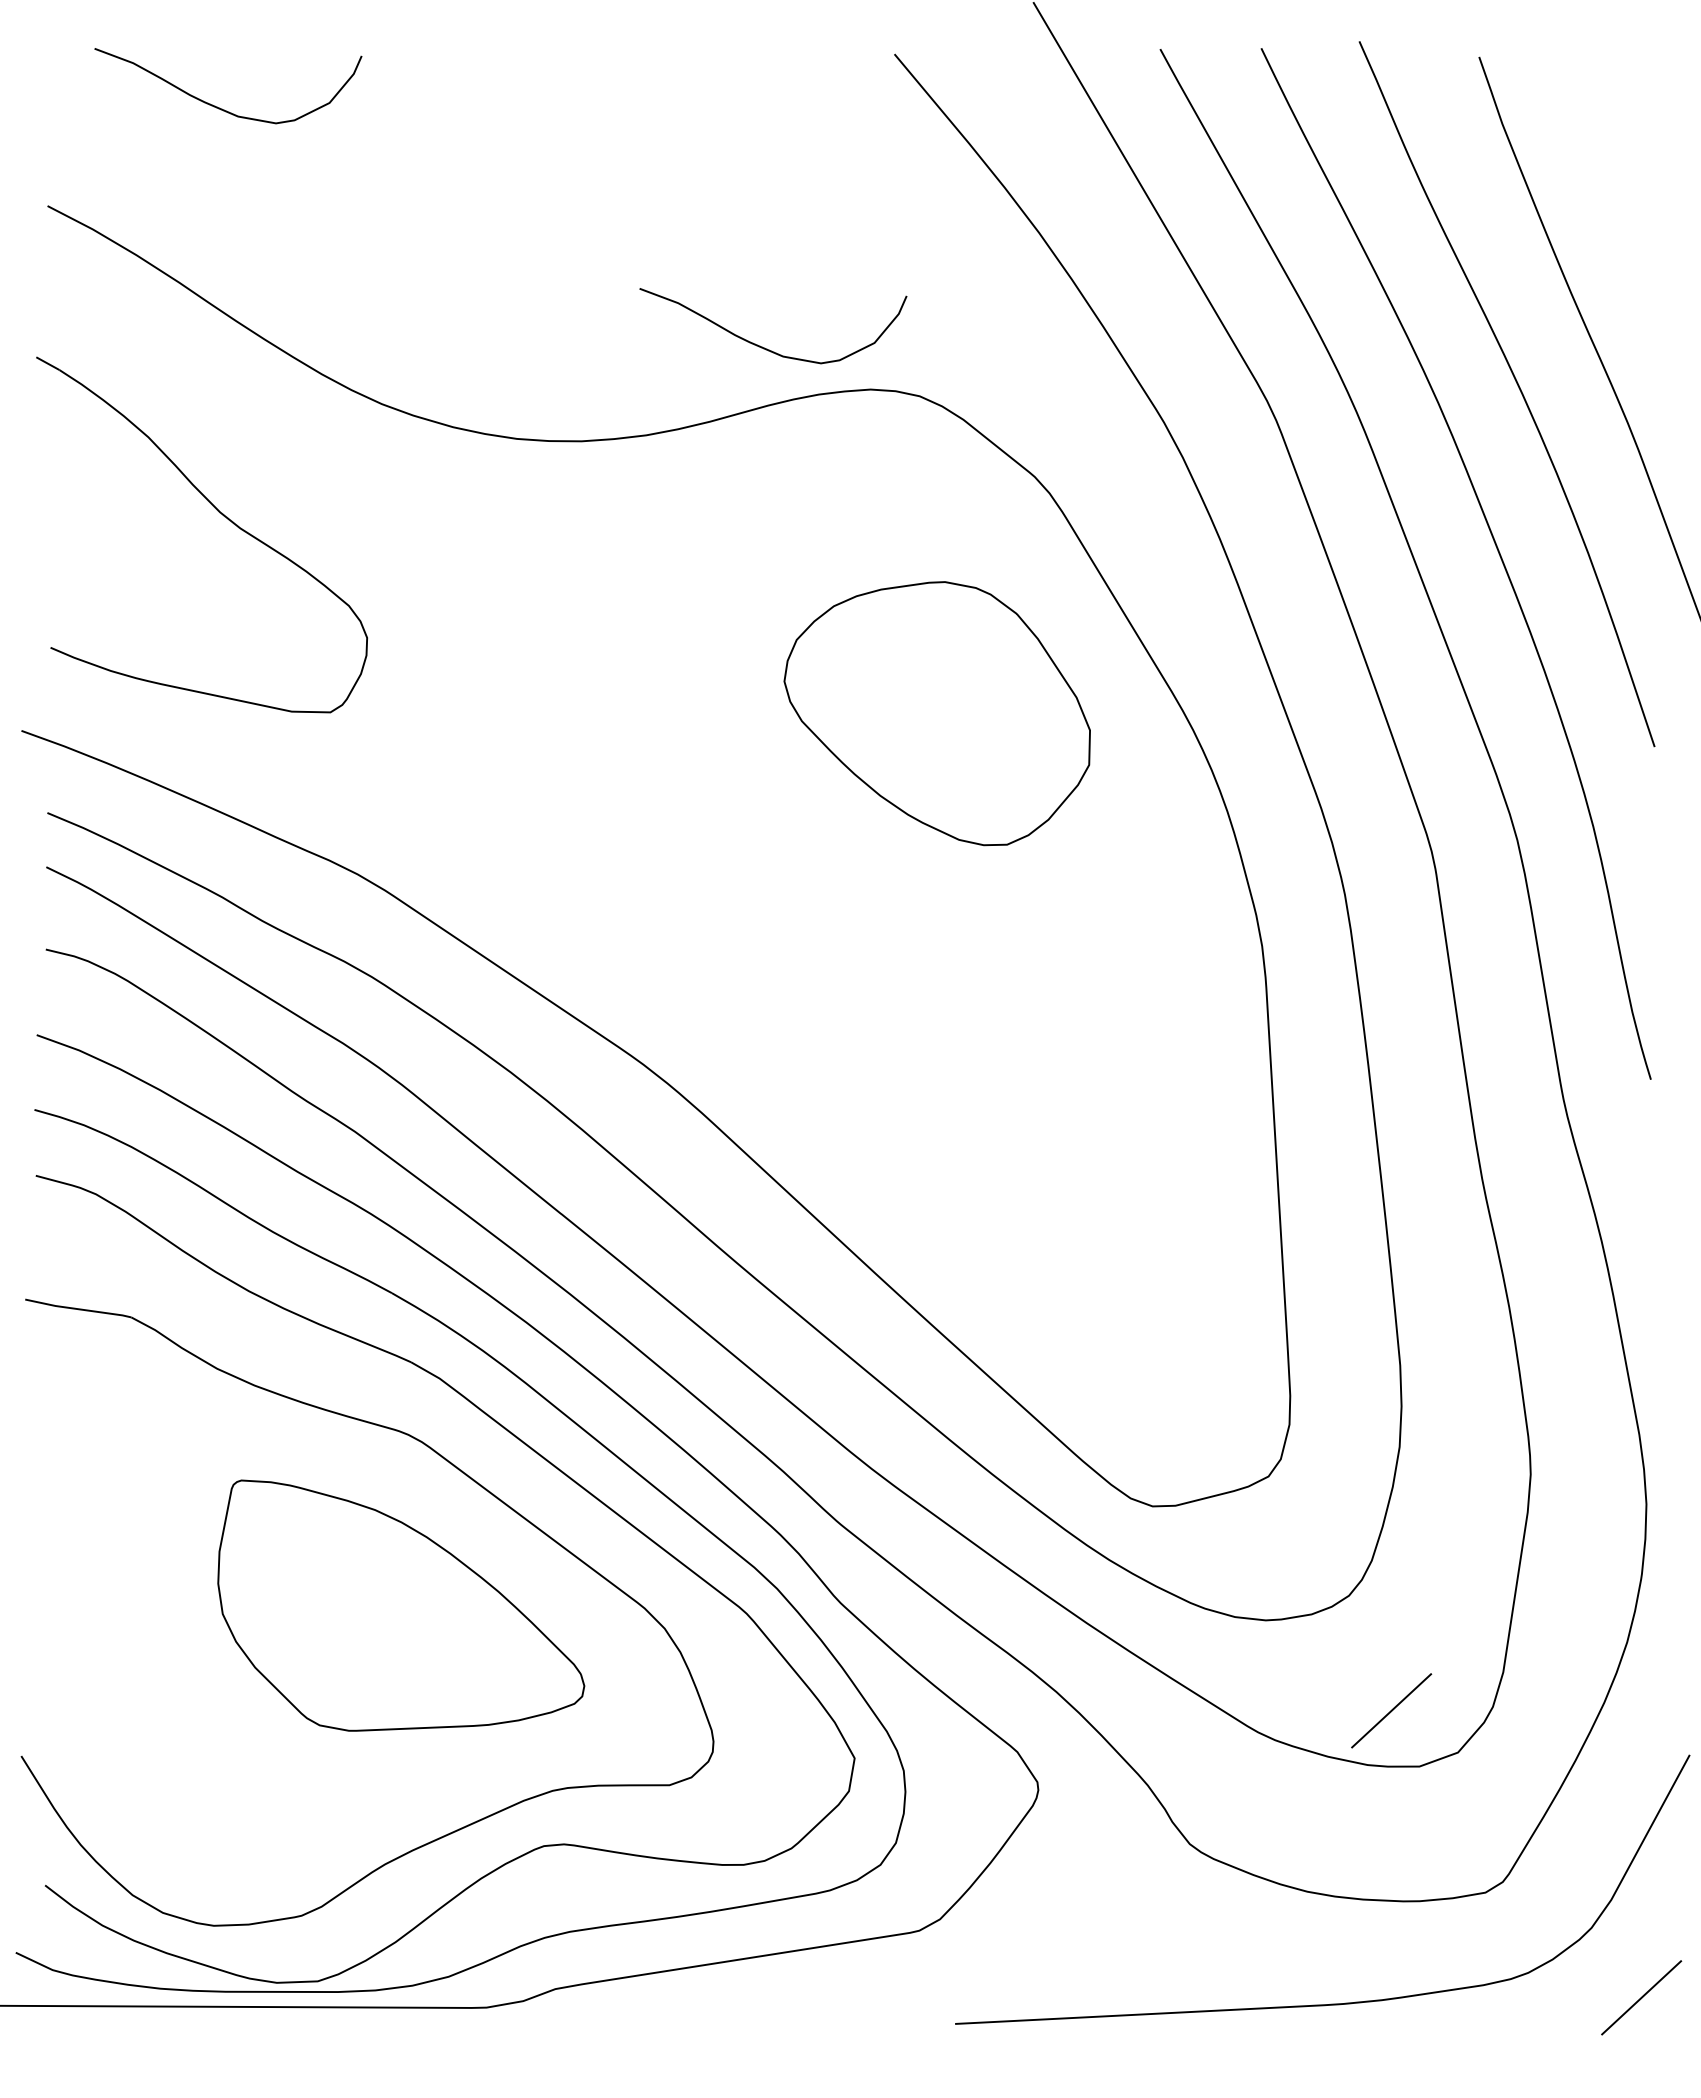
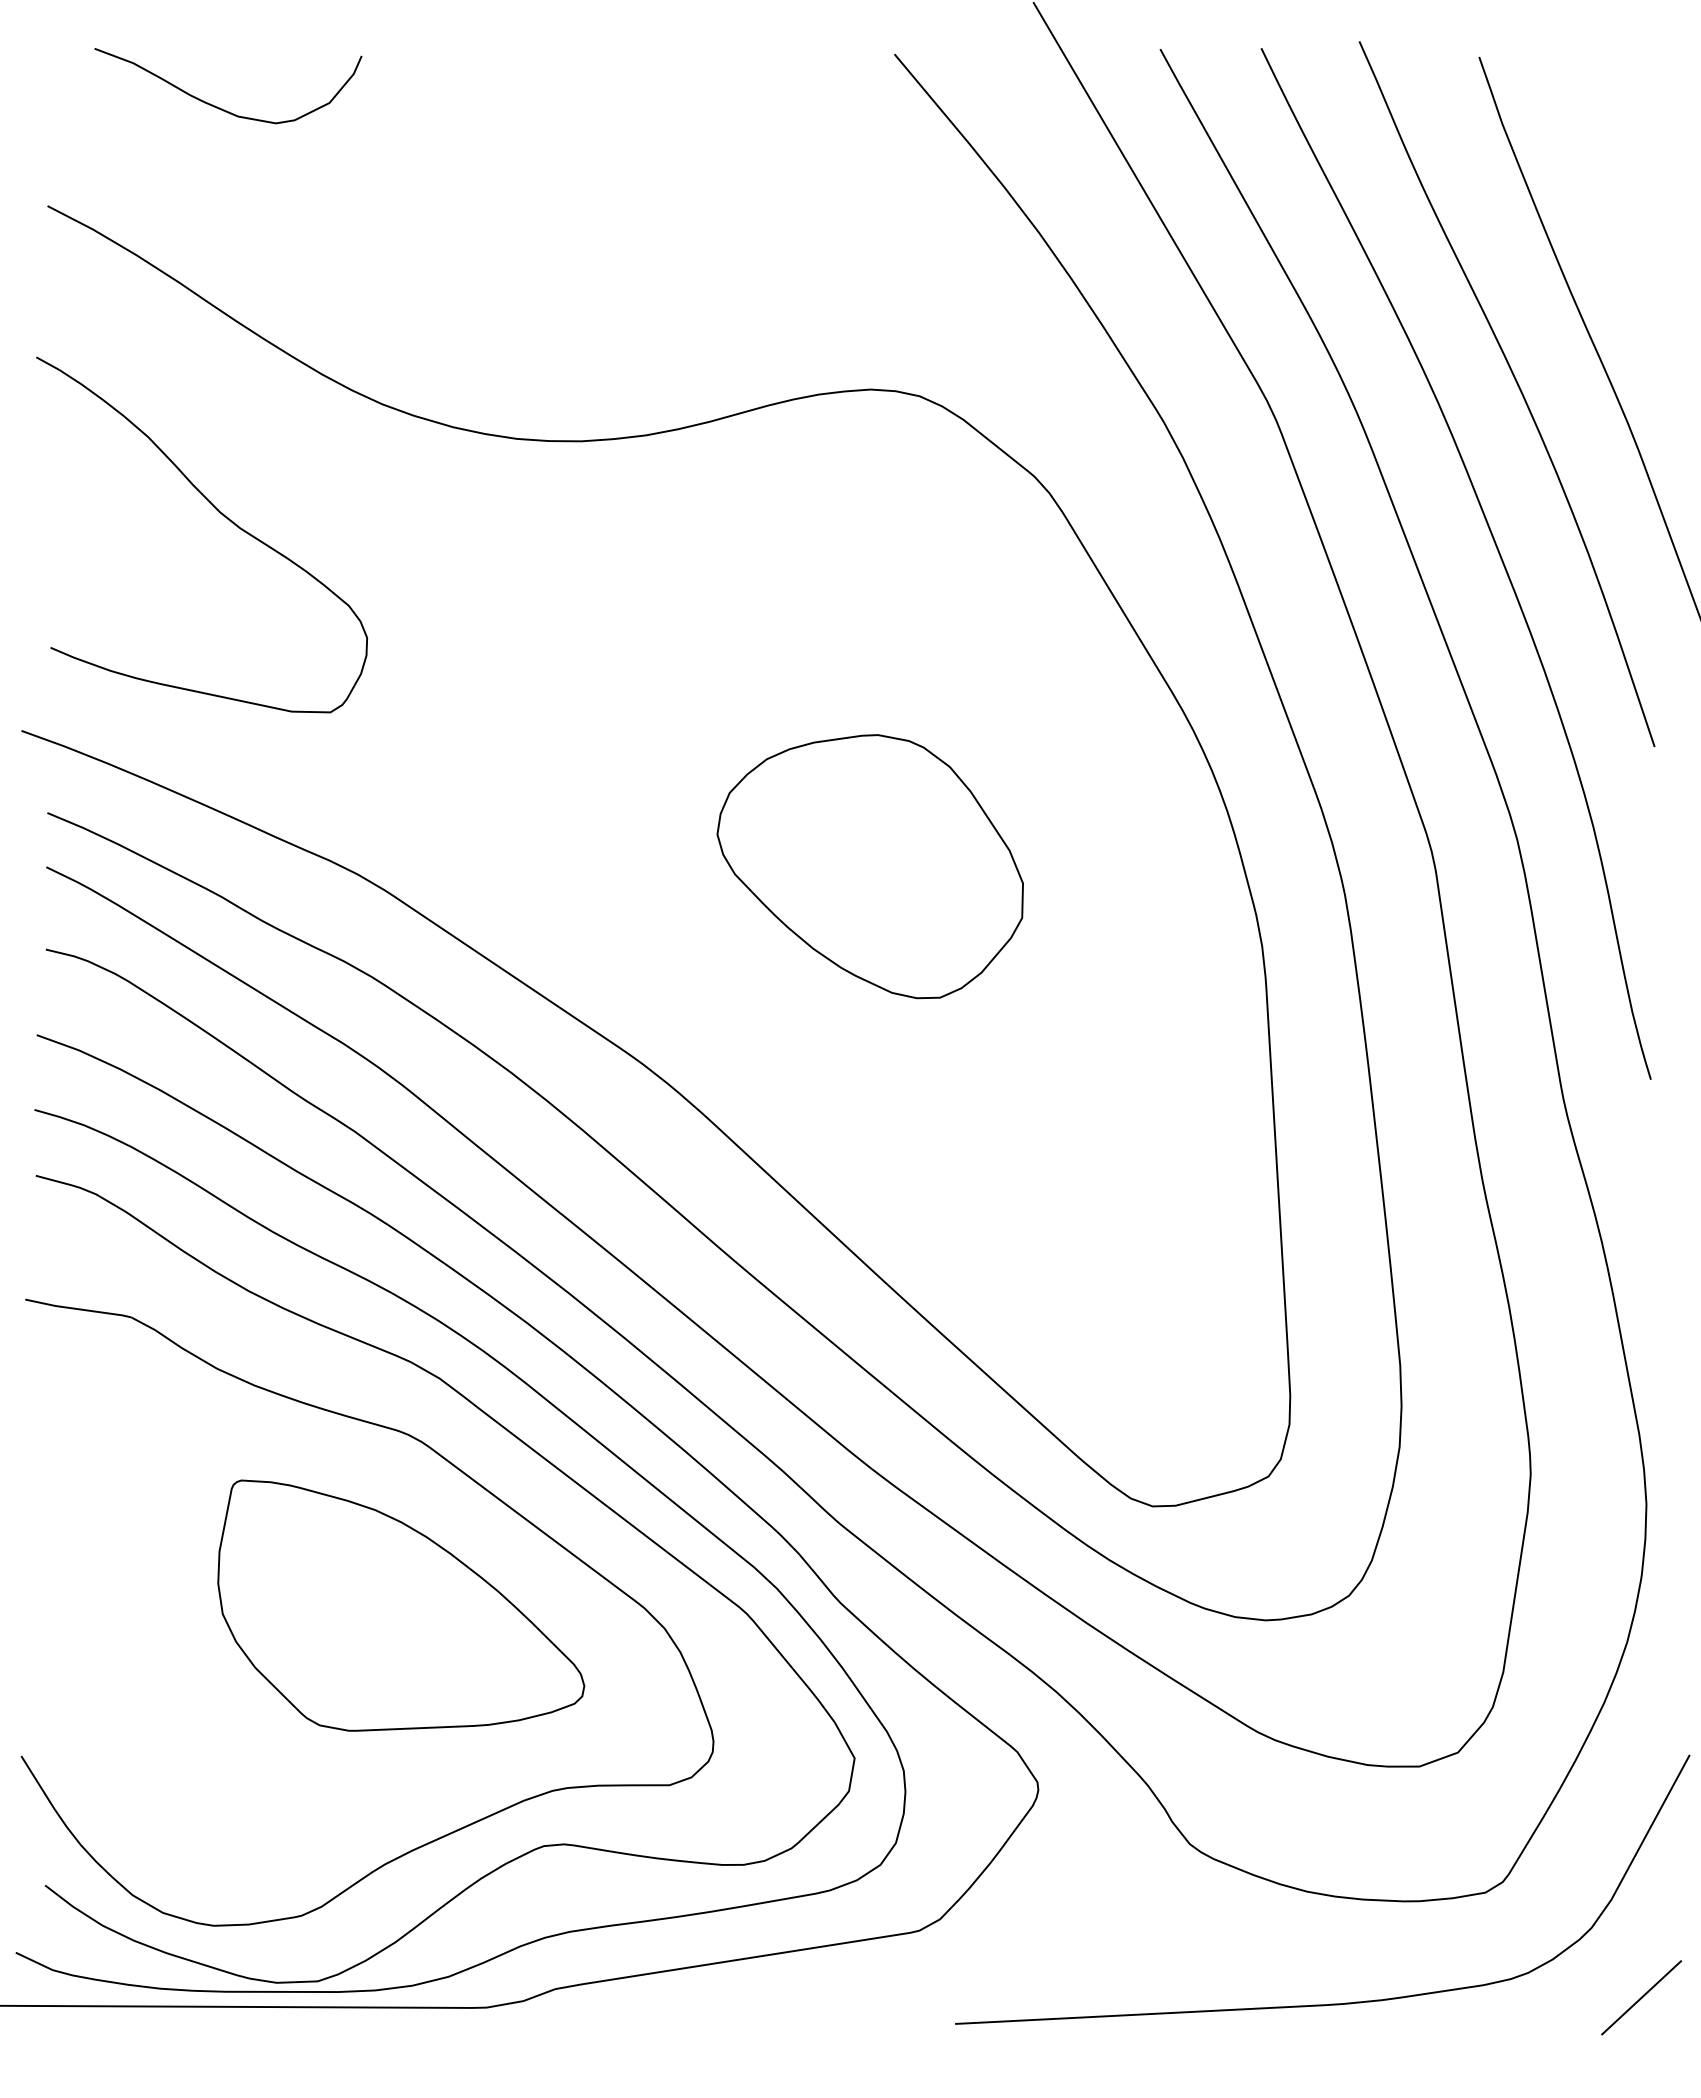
curve: present -> none (767, 348)
part position: (936, 713) -> (869, 866) (869, 866)
line: present -> none (1391, 1710)
